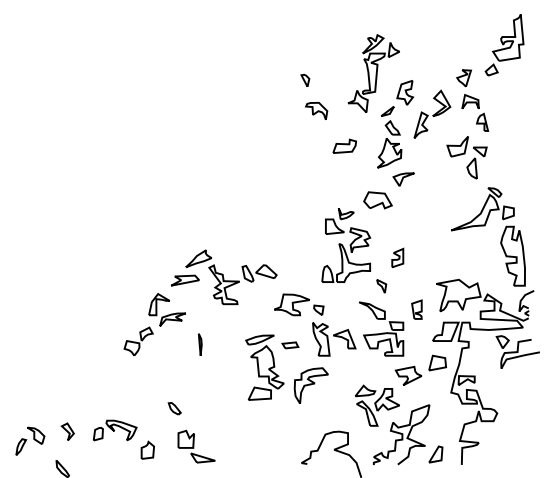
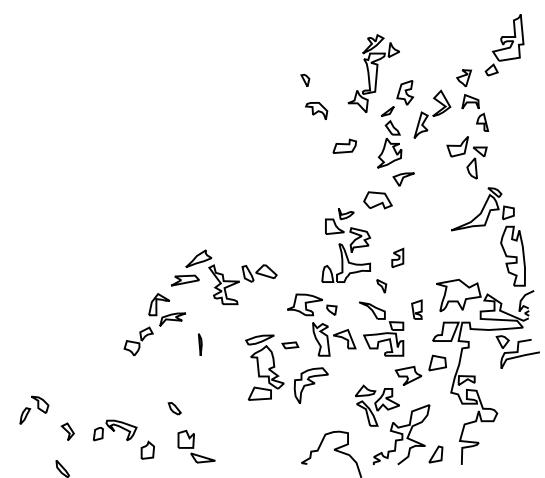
part position: (299, 304) -> (312, 304) (312, 304)
part position: (30, 440) -> (34, 409) (34, 409)
